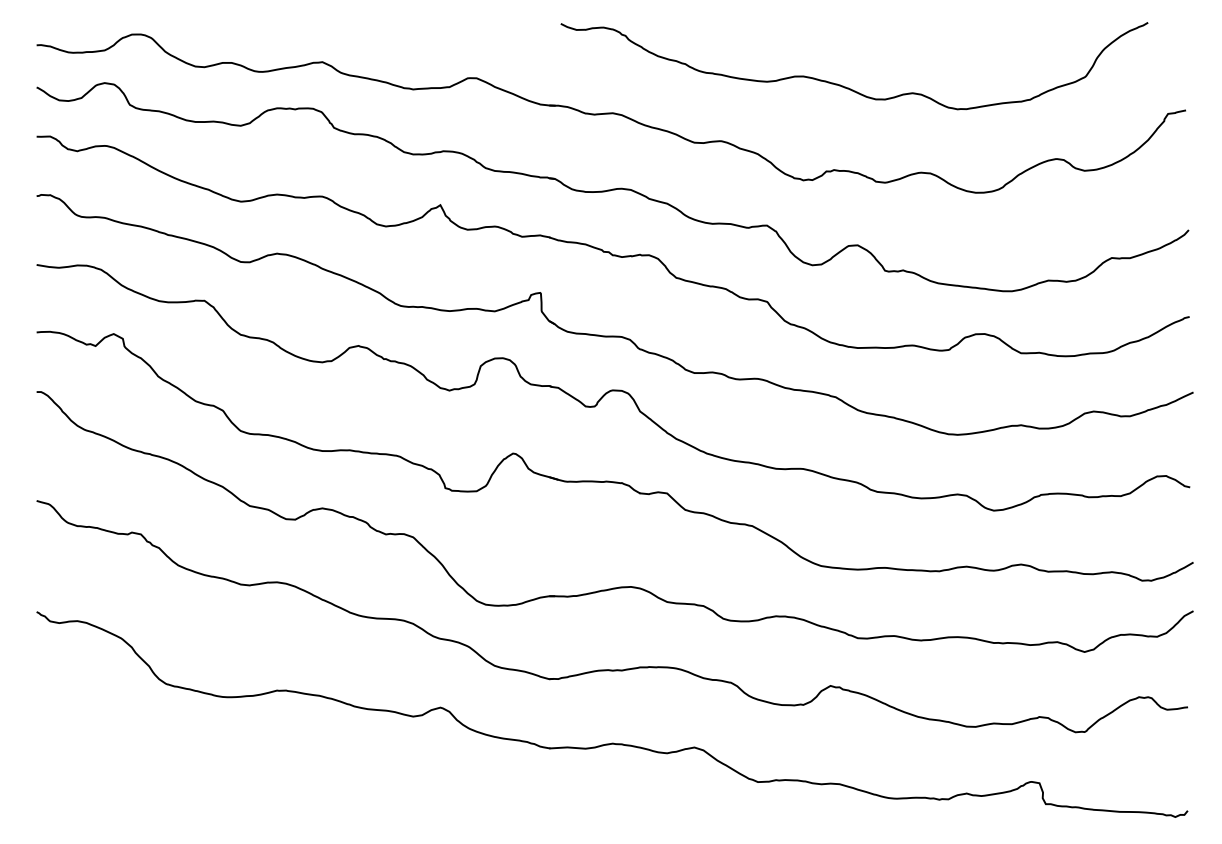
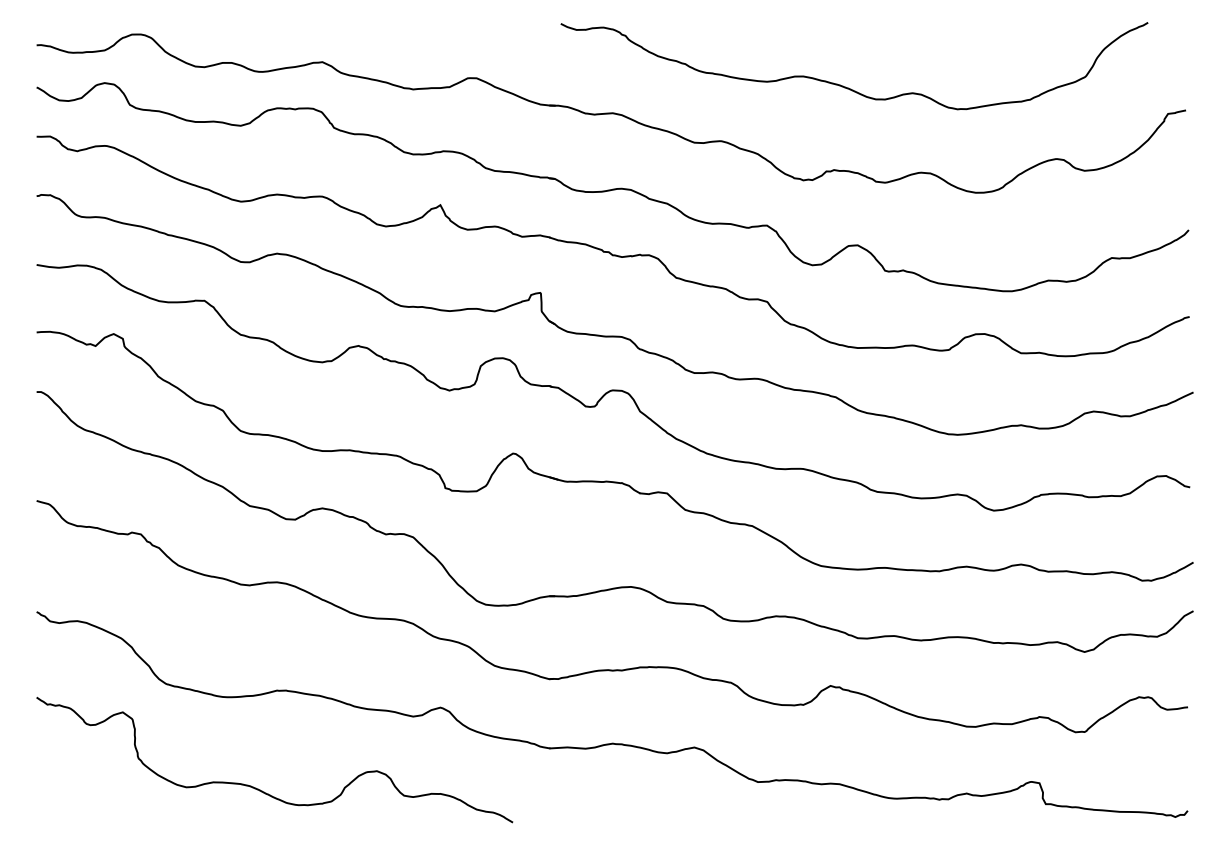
curve: none -> present (260, 789)
